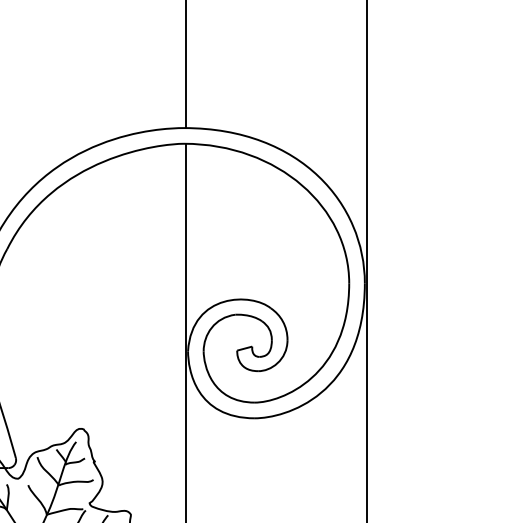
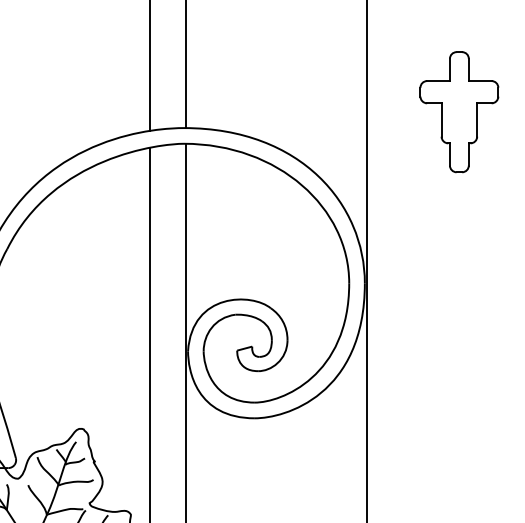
line: none -> present (149, 66)
part: none -> present (459, 112)
line: none -> present (149, 333)
